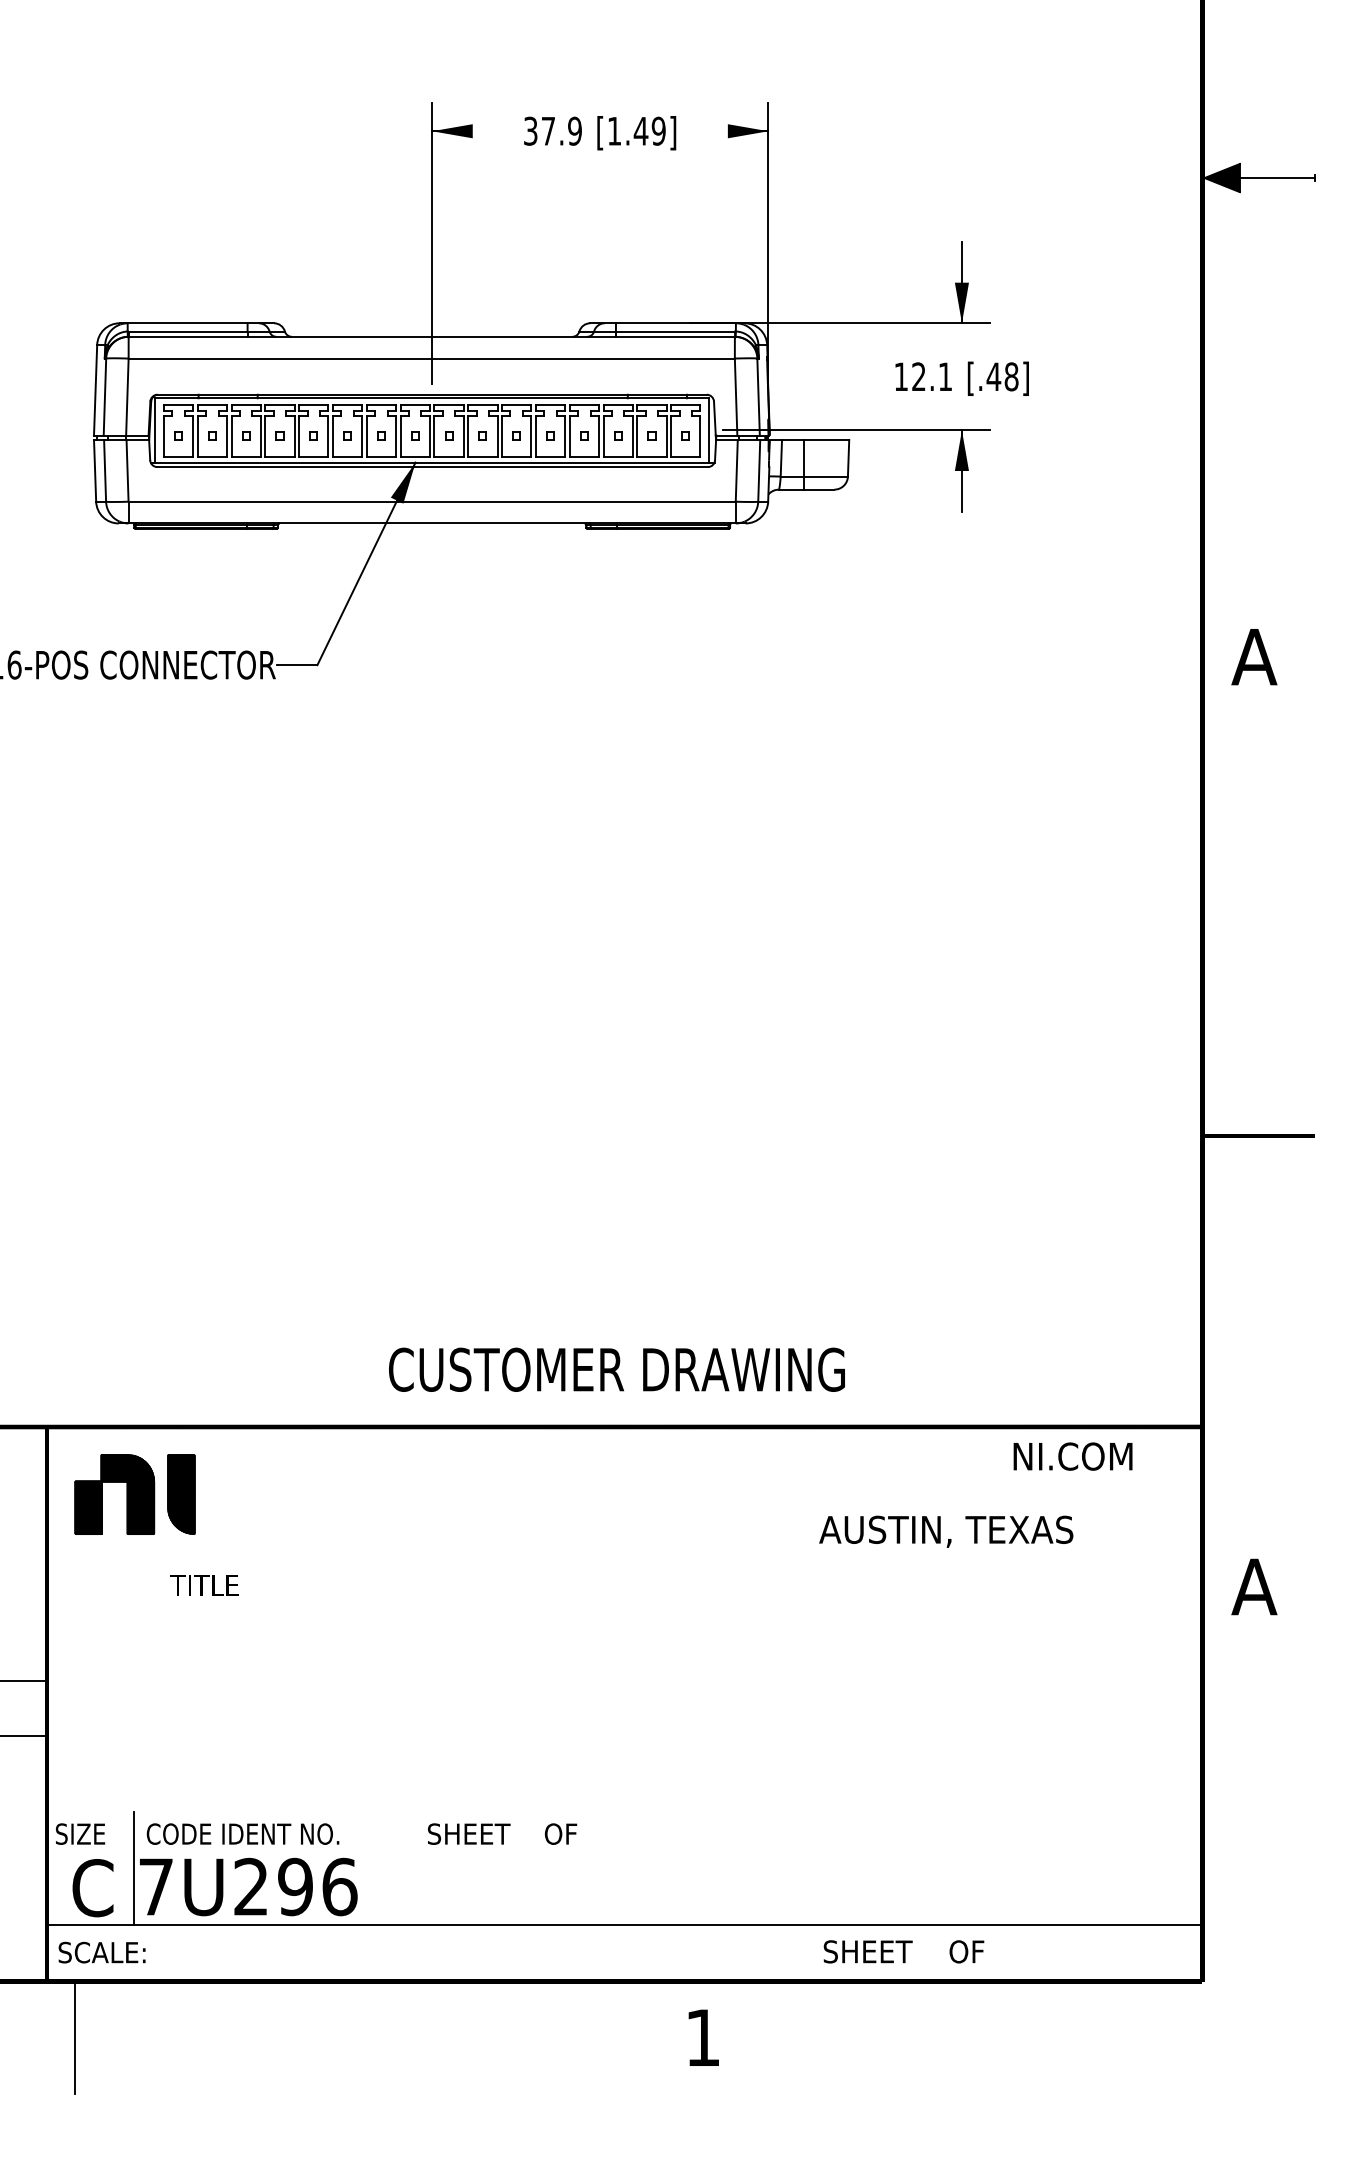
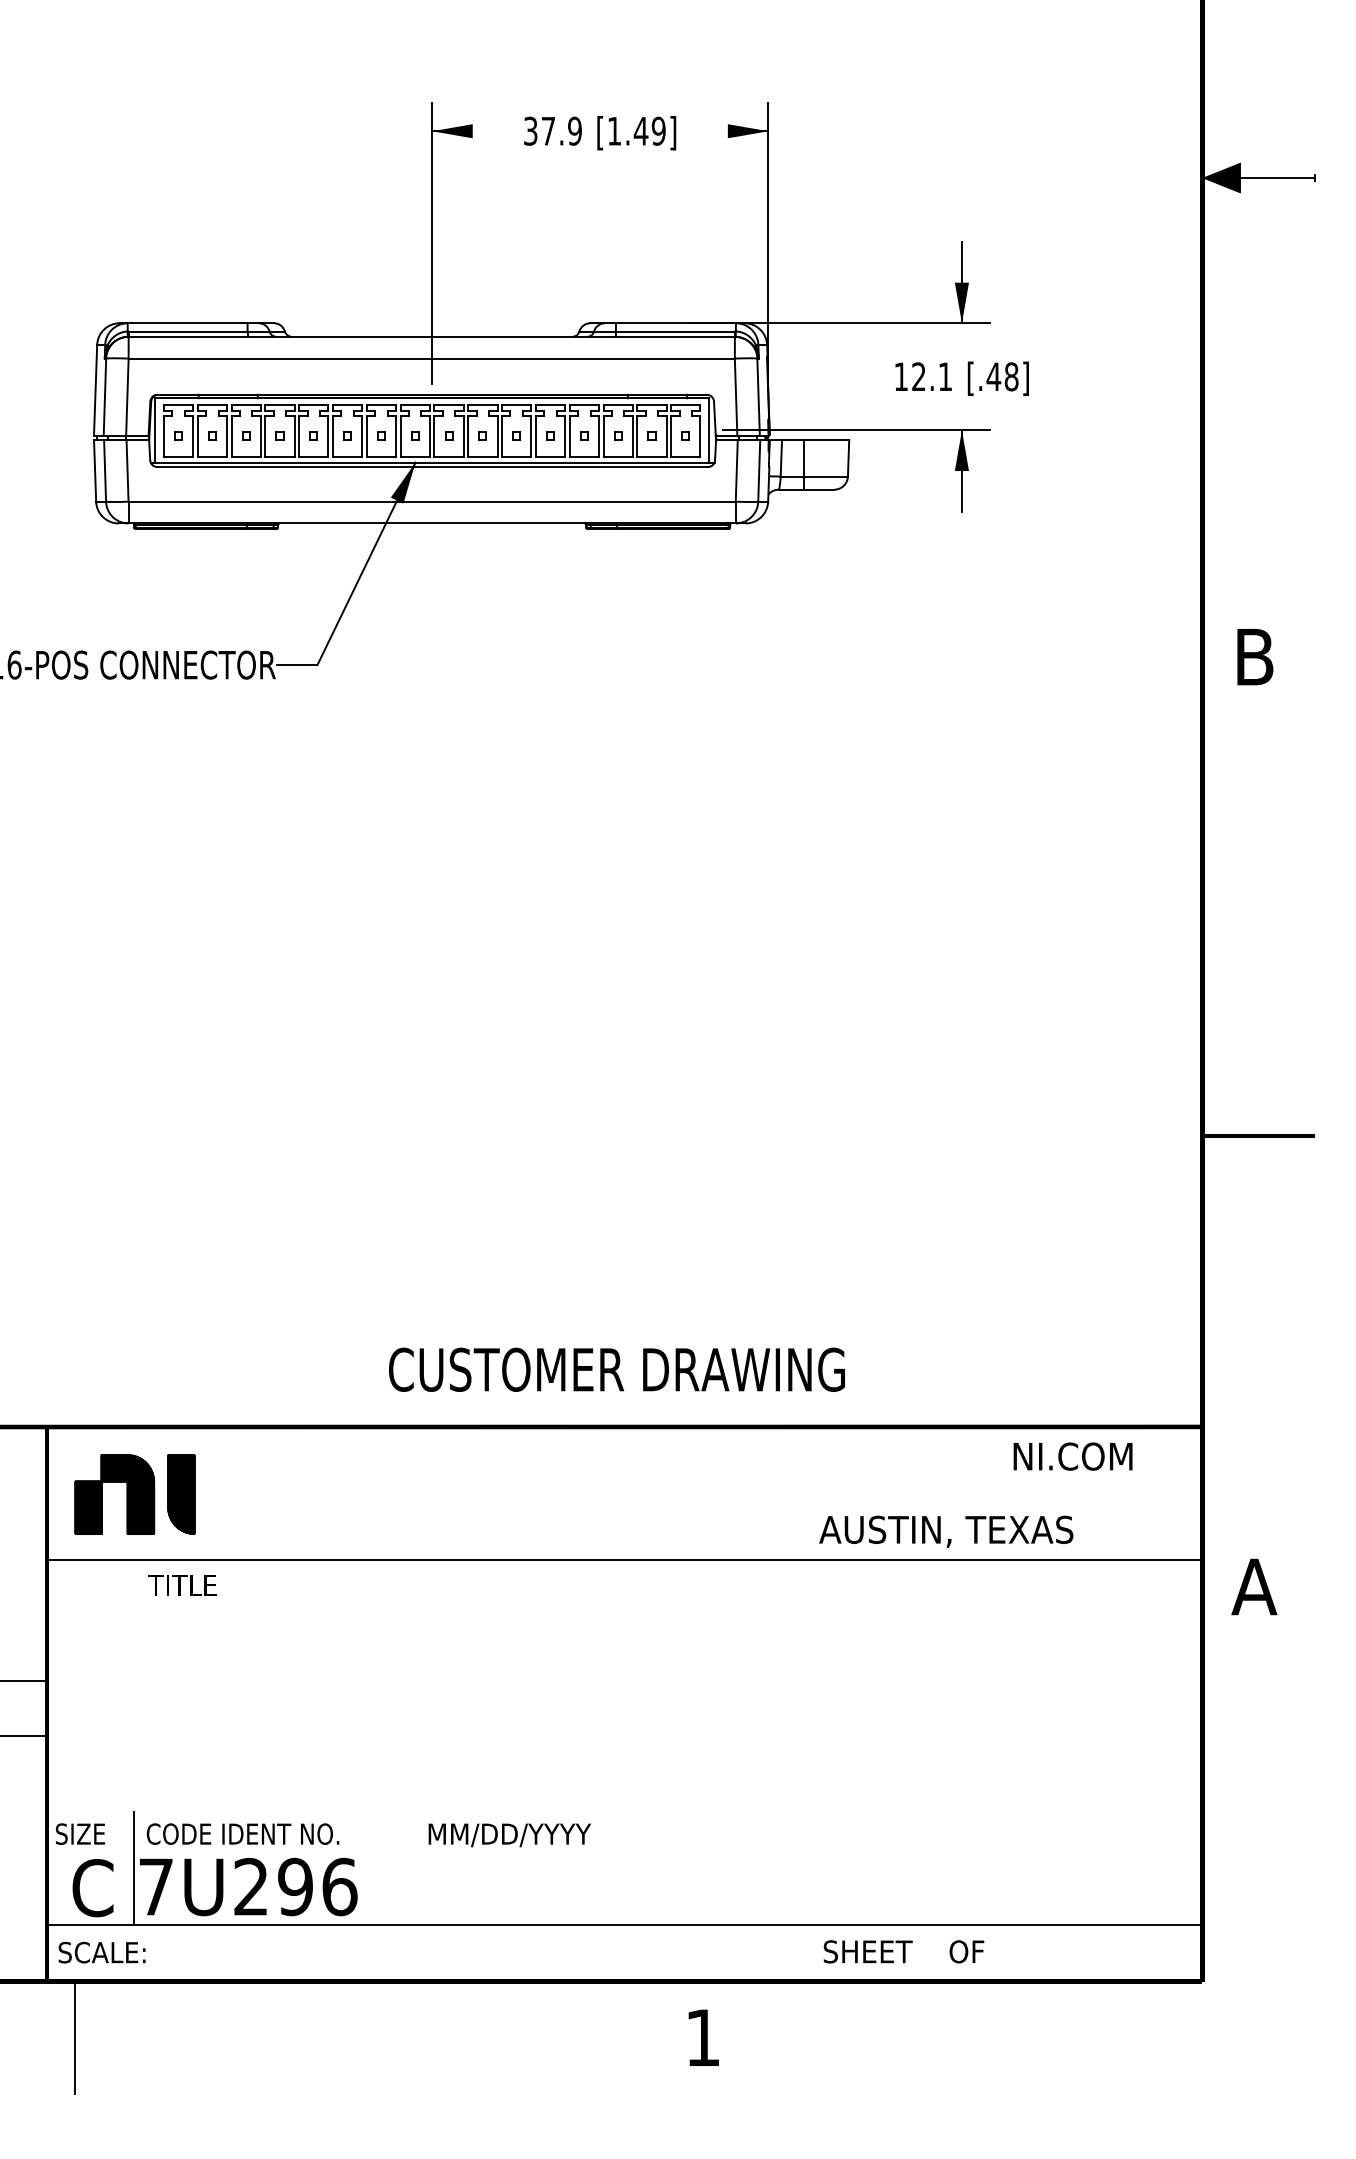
text: A -> B (1254, 657)
line: none -> present (624, 1559)
text position: (204, 1585) -> (182, 1585) (182, 1585)
text: SHEET    OF -> MM/DD/YYYY (508, 1835)
